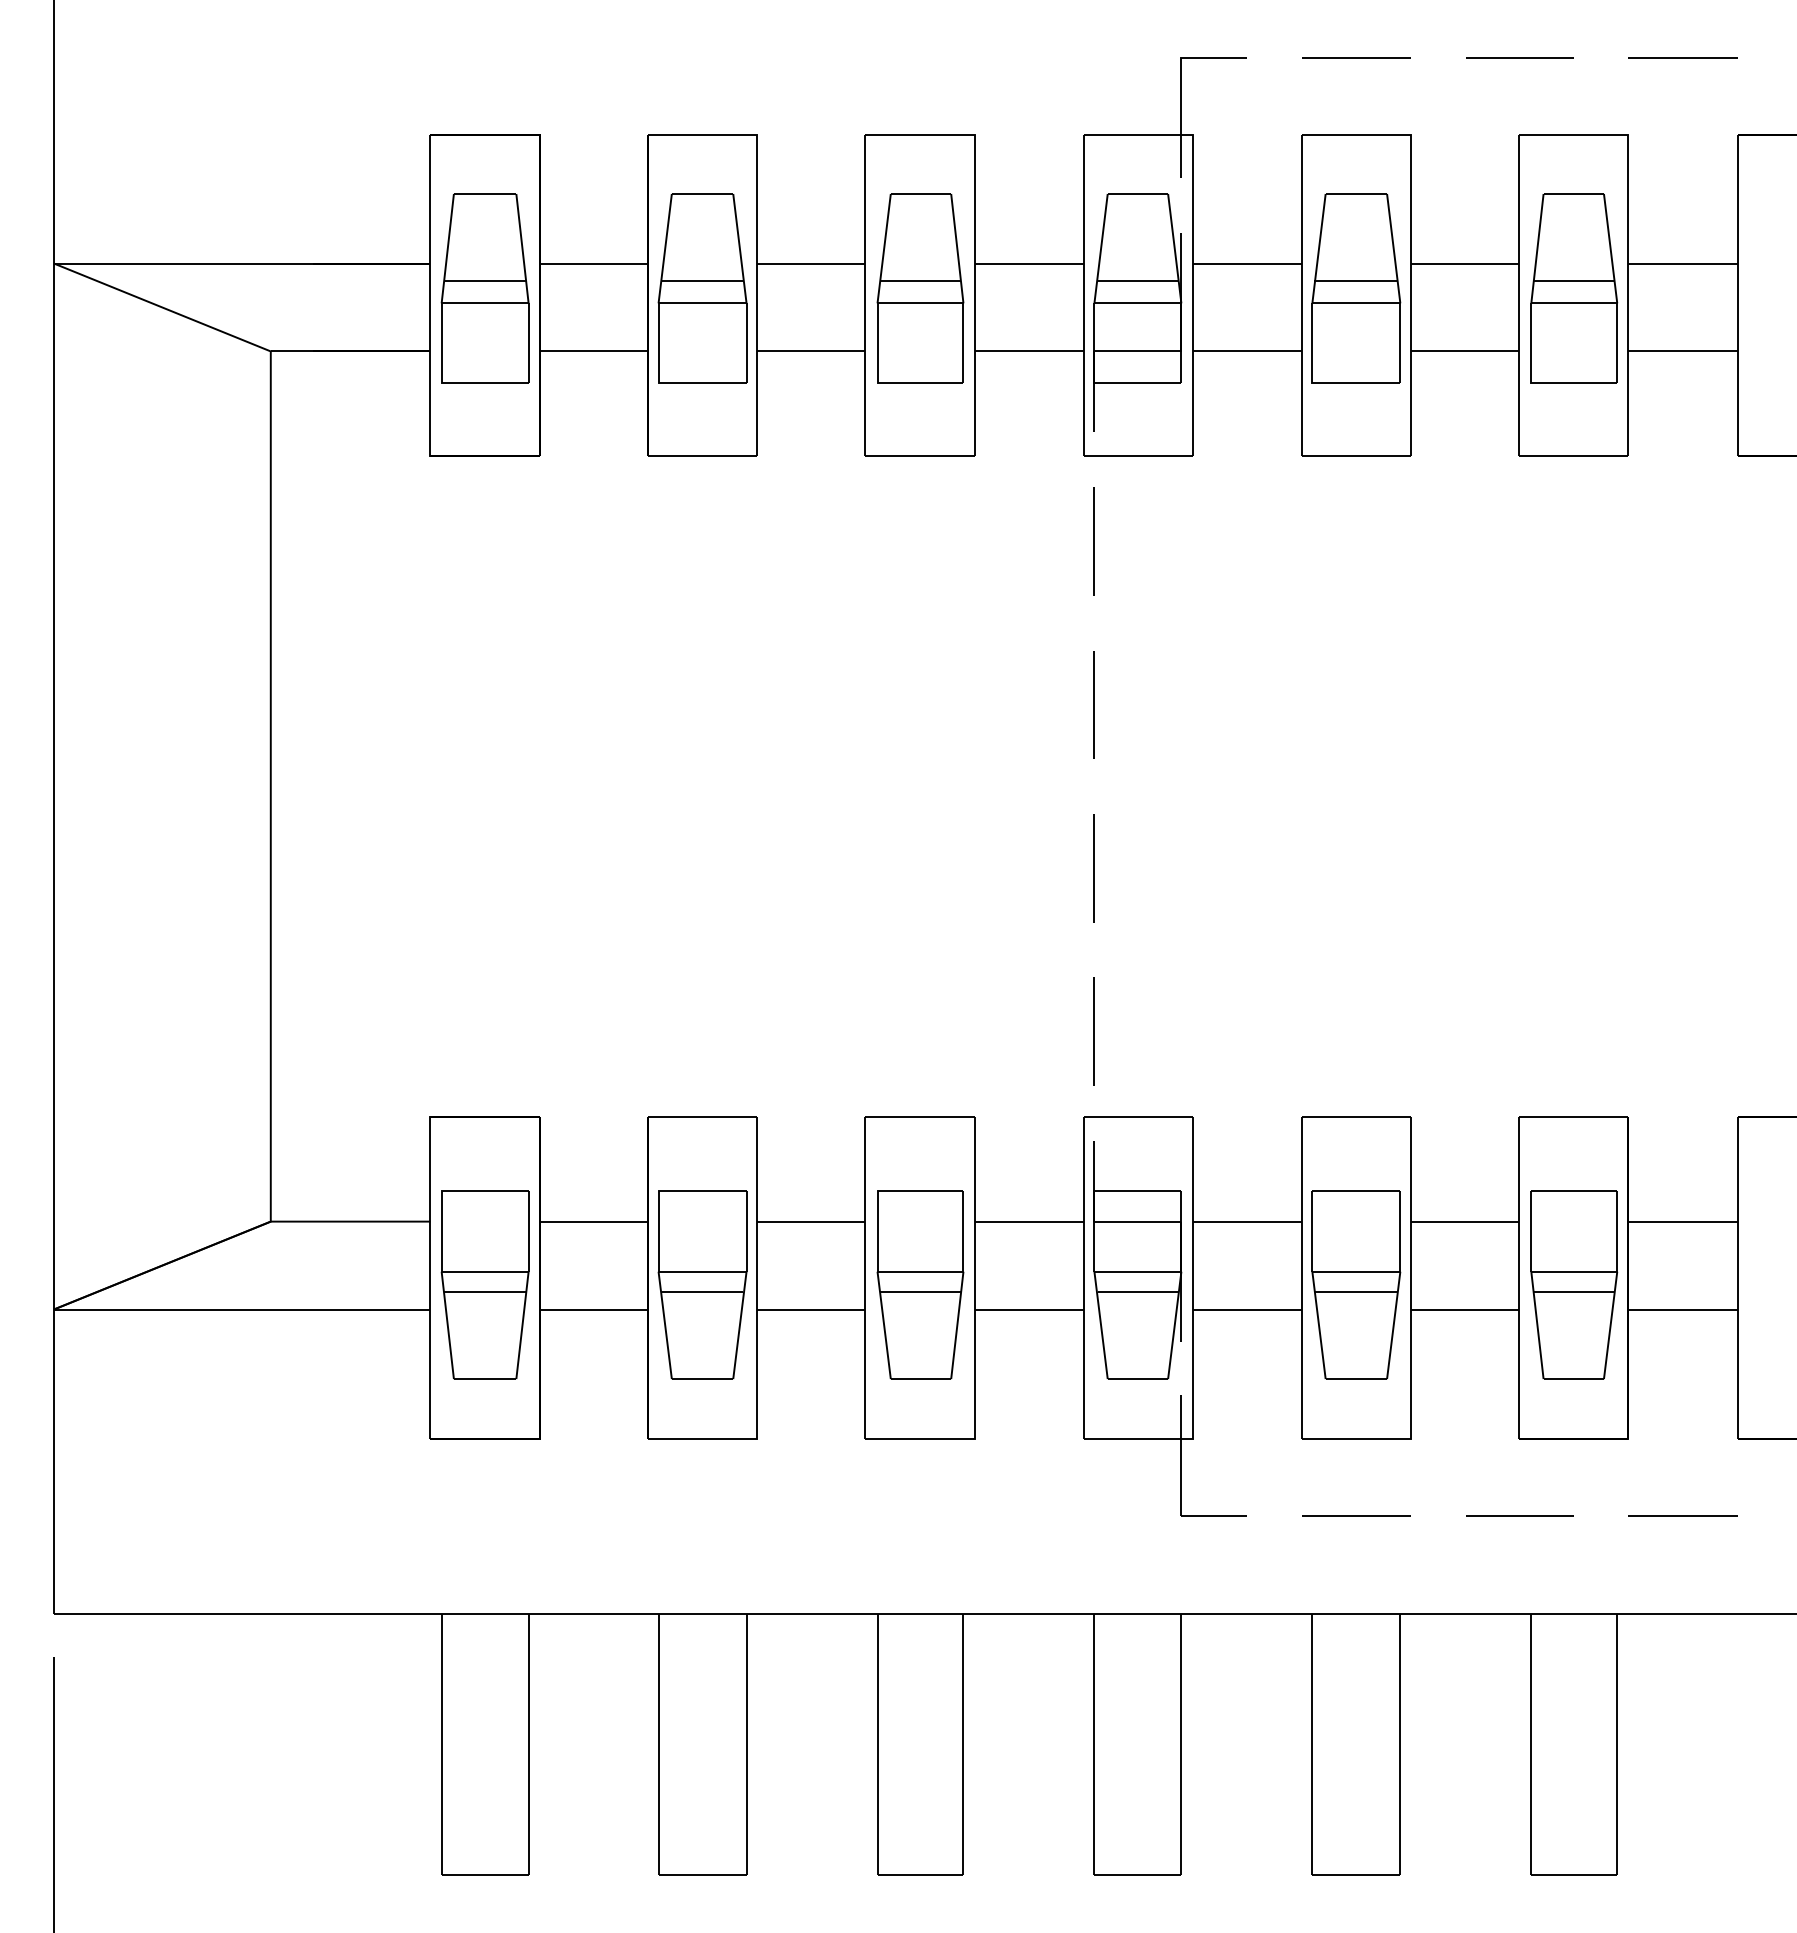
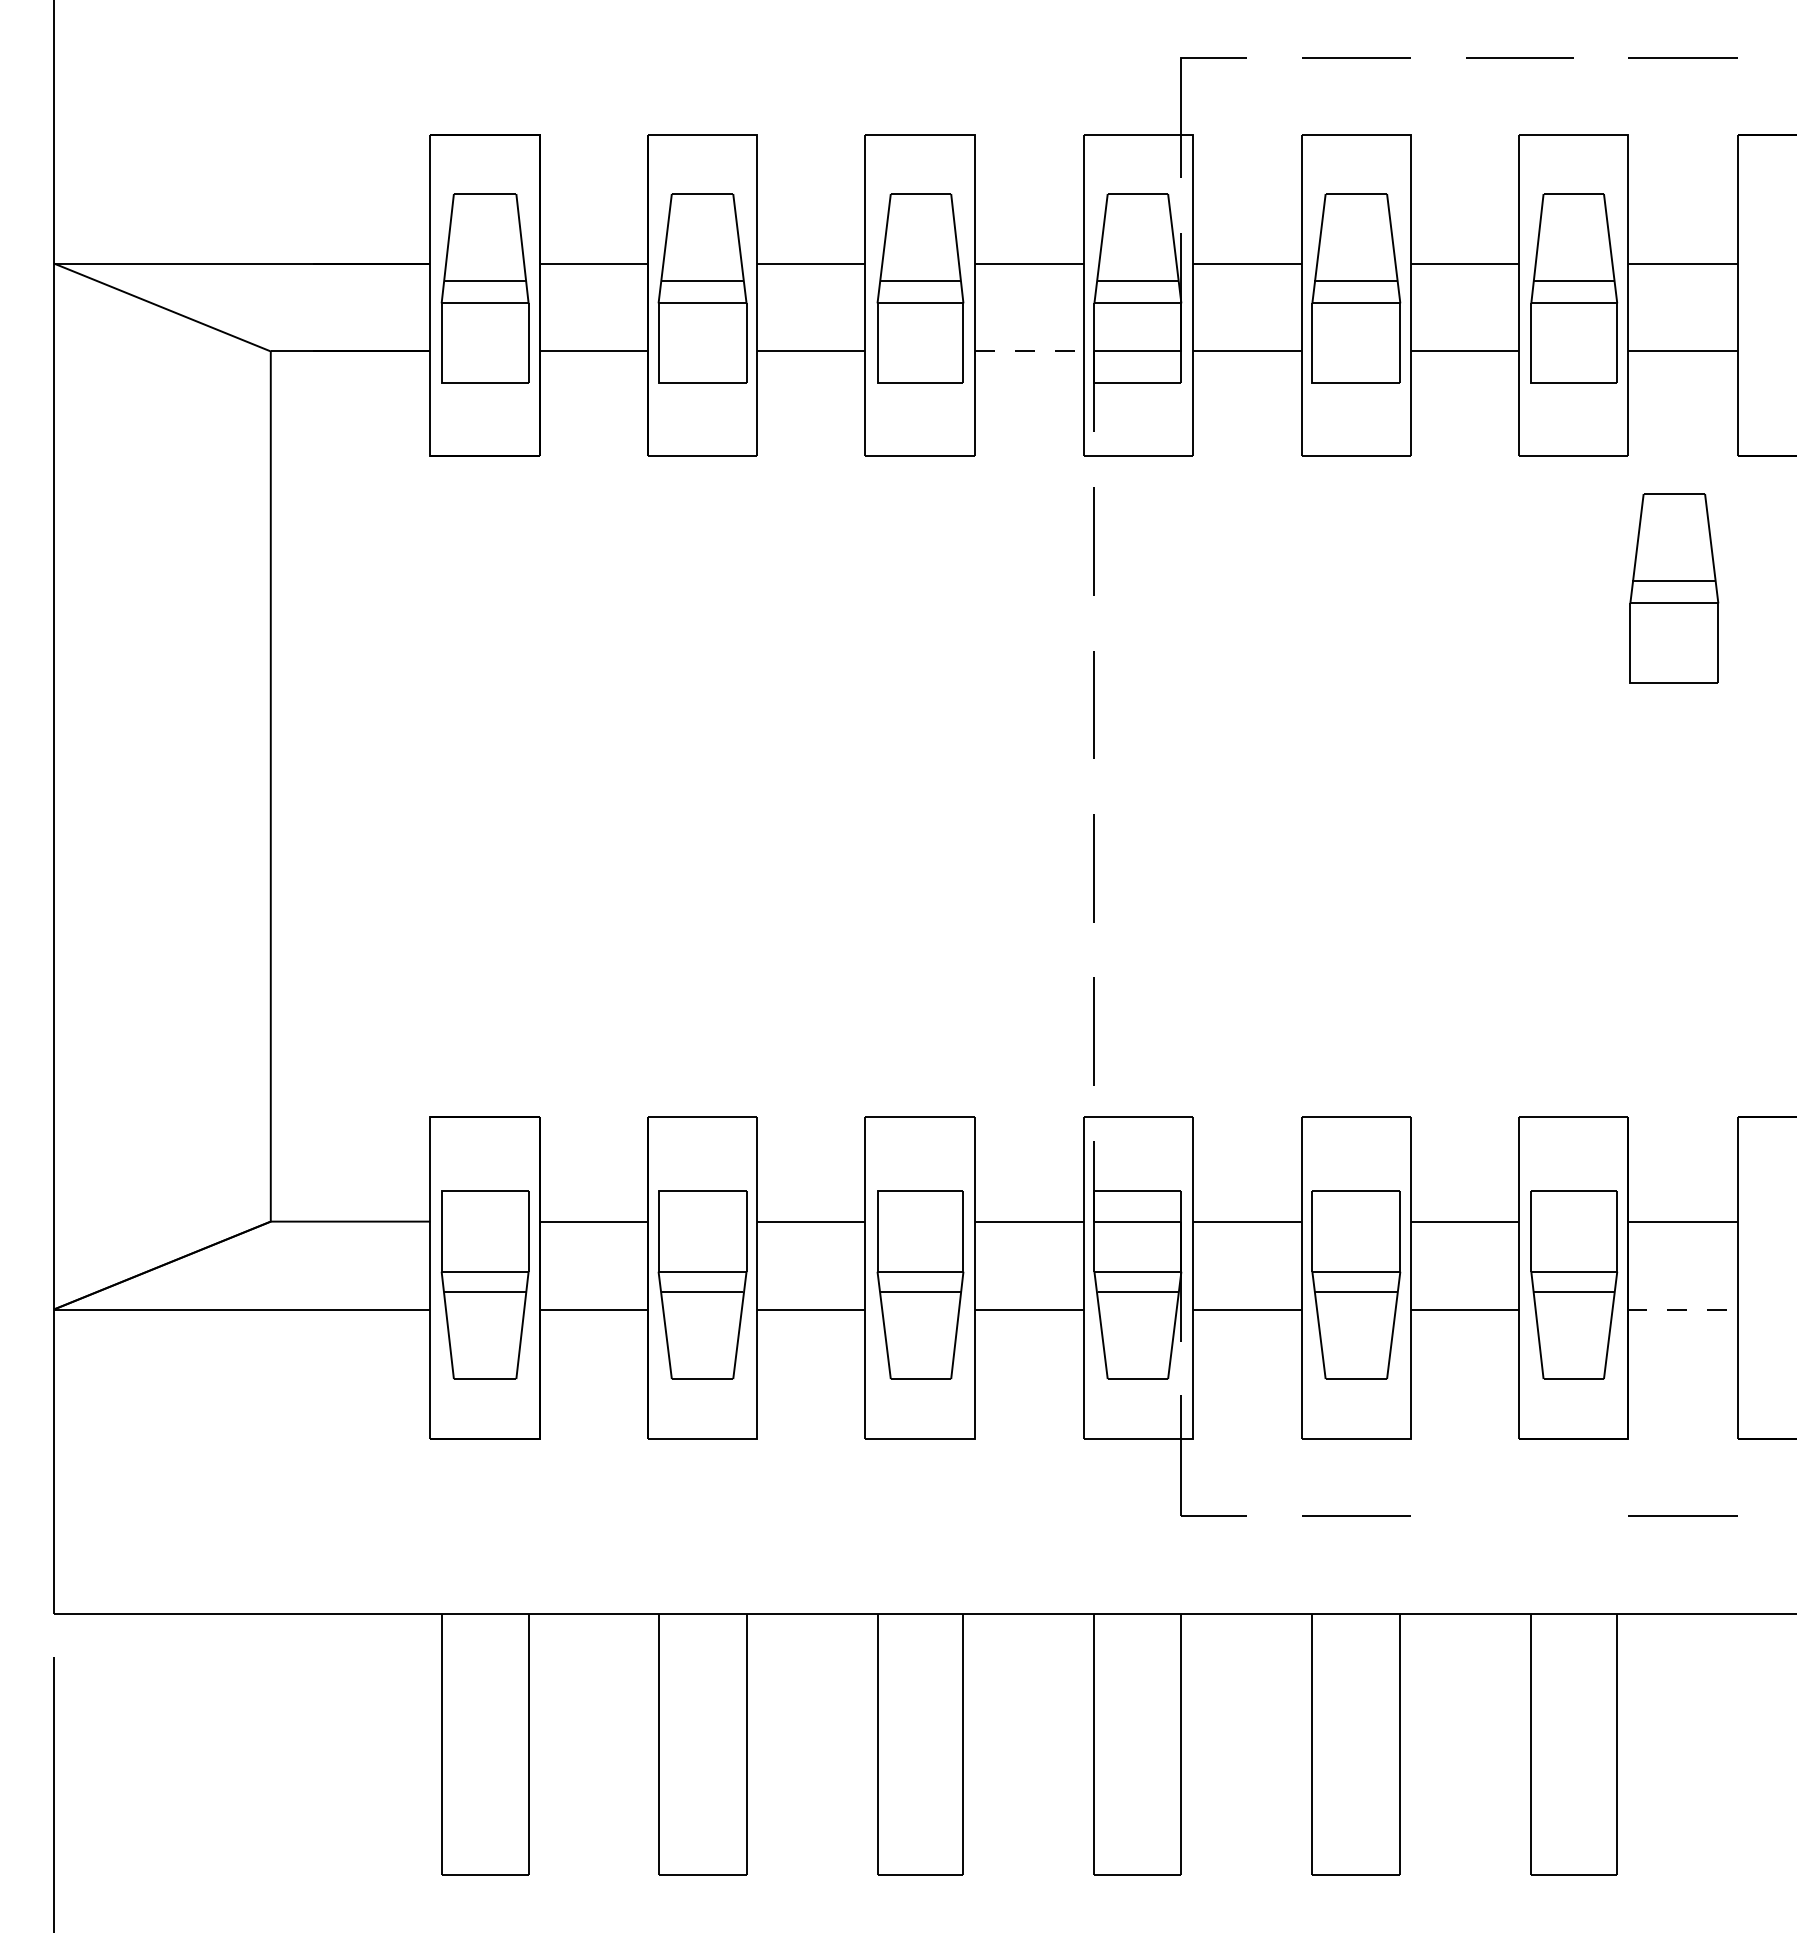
line: solid -> dashed (1029, 351)
part: none -> present (1674, 588)
line: solid -> dashed (1683, 1309)
line: present -> none (1519, 1515)
